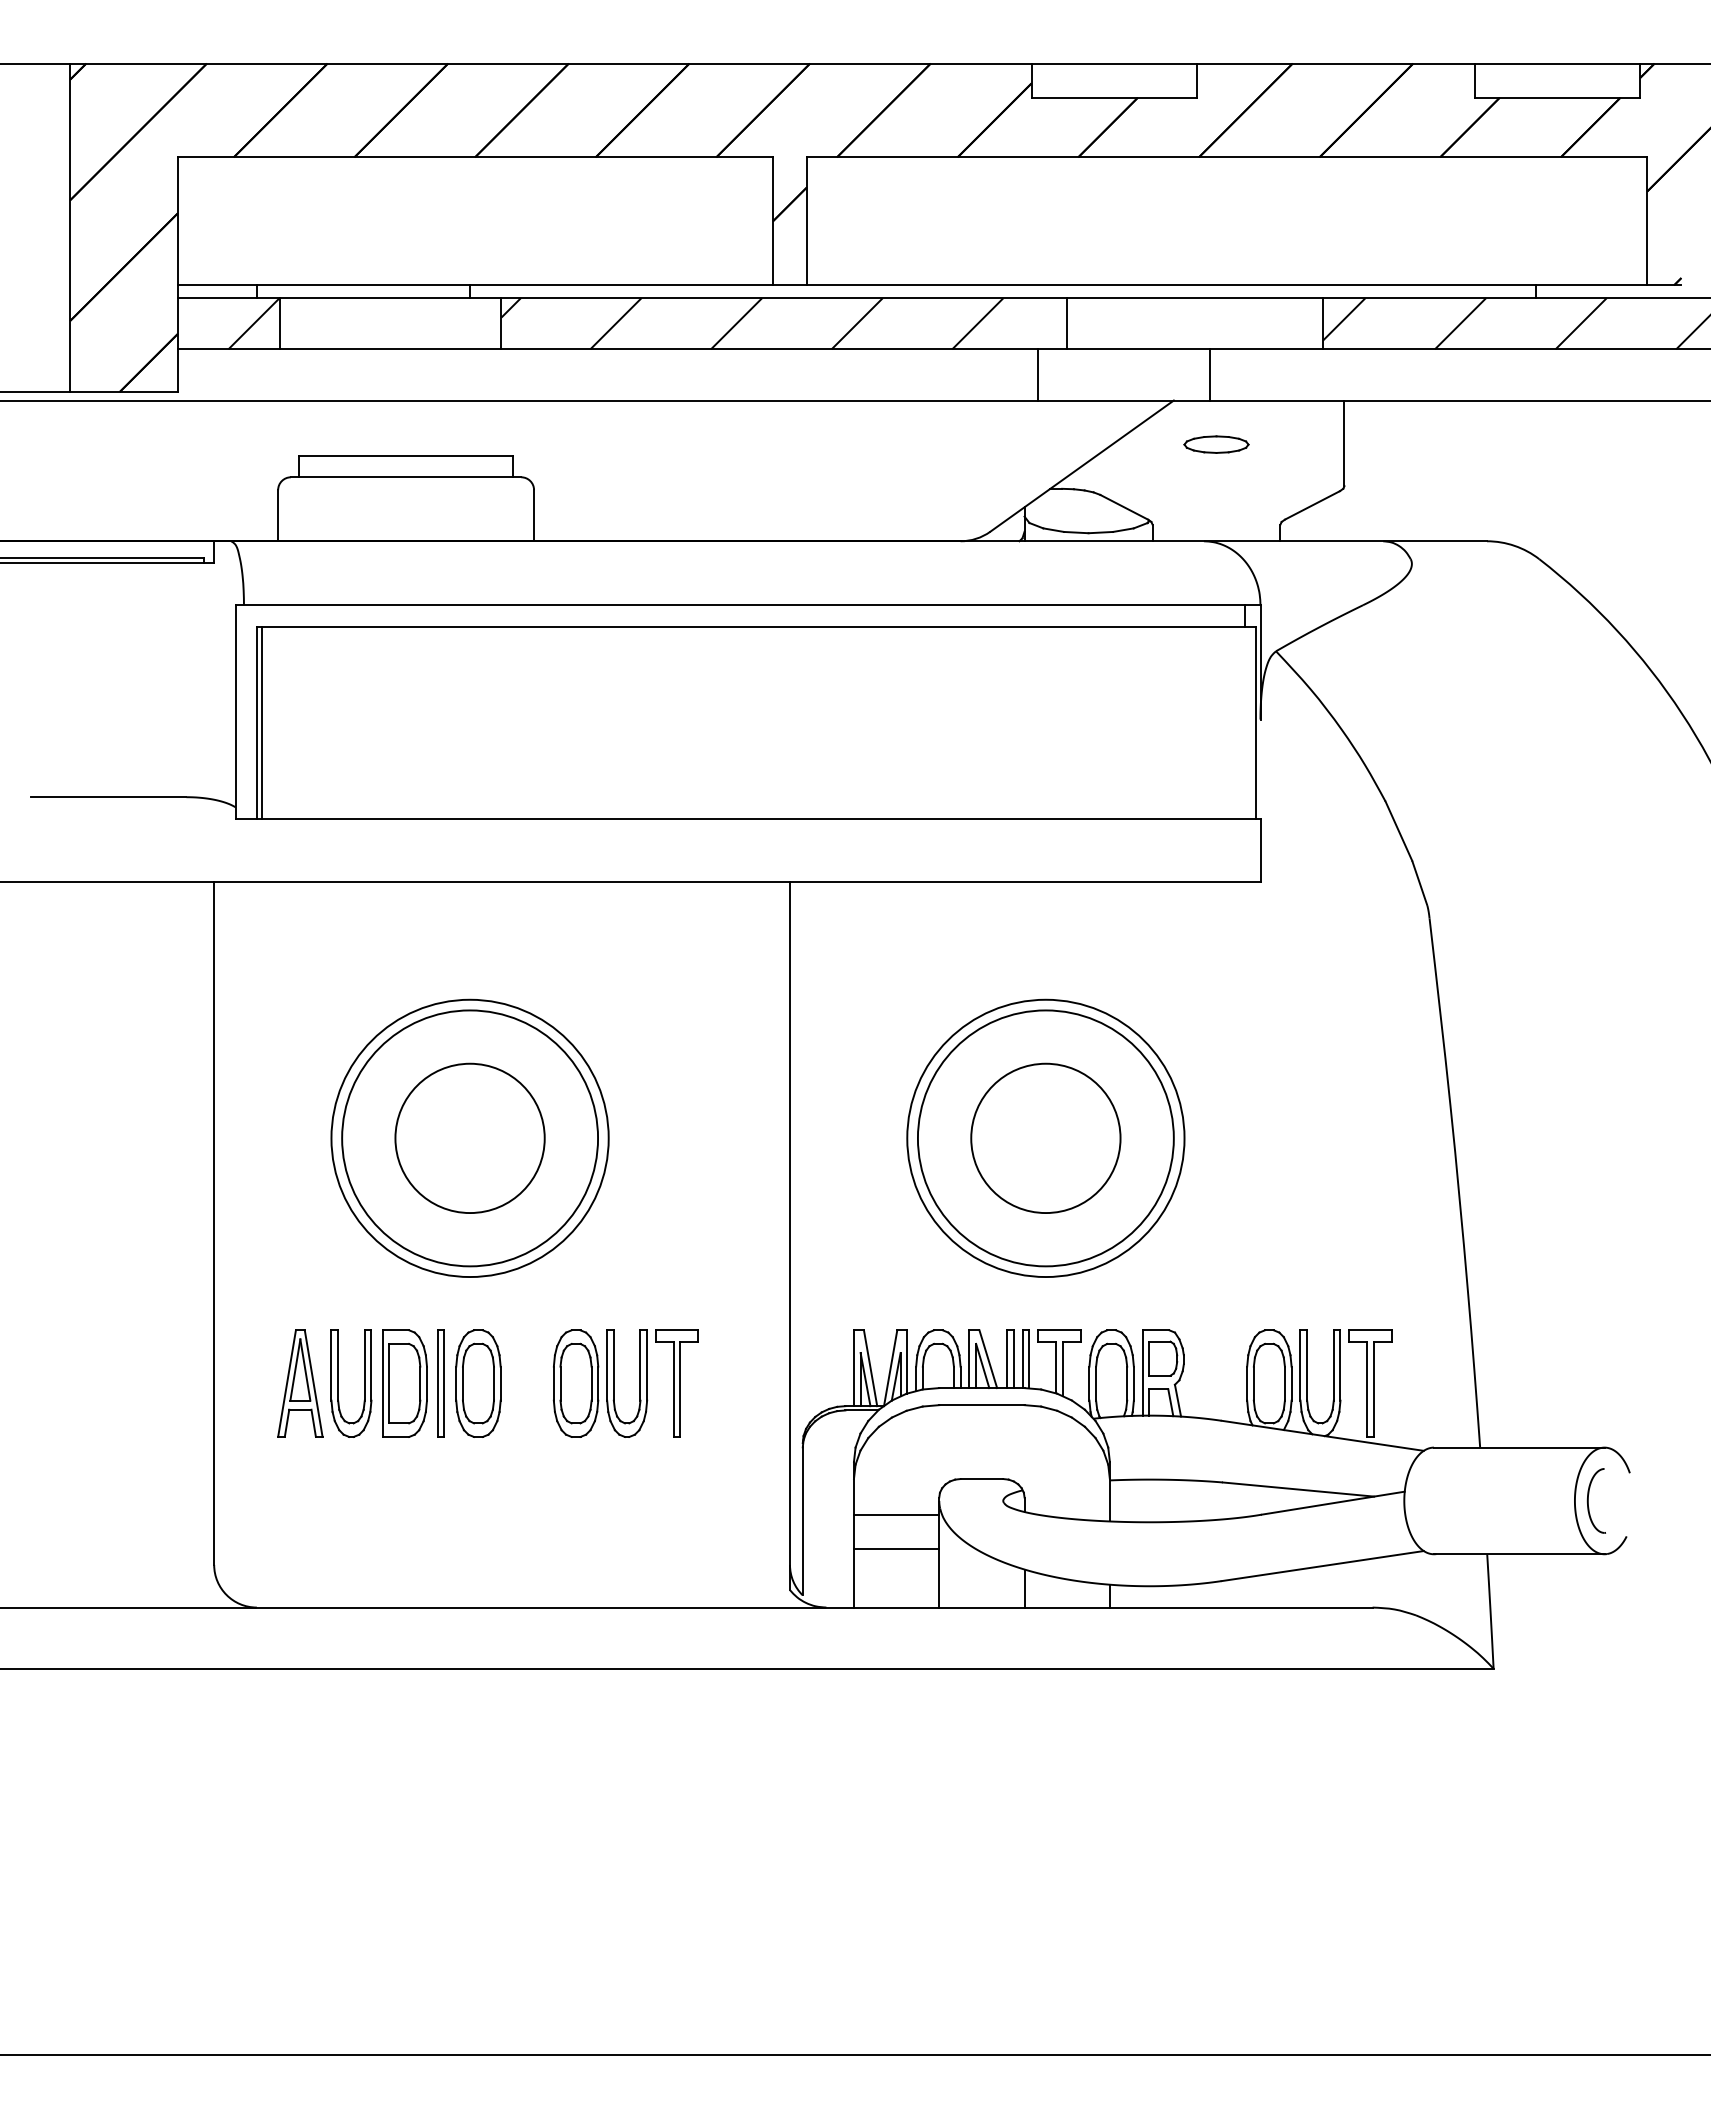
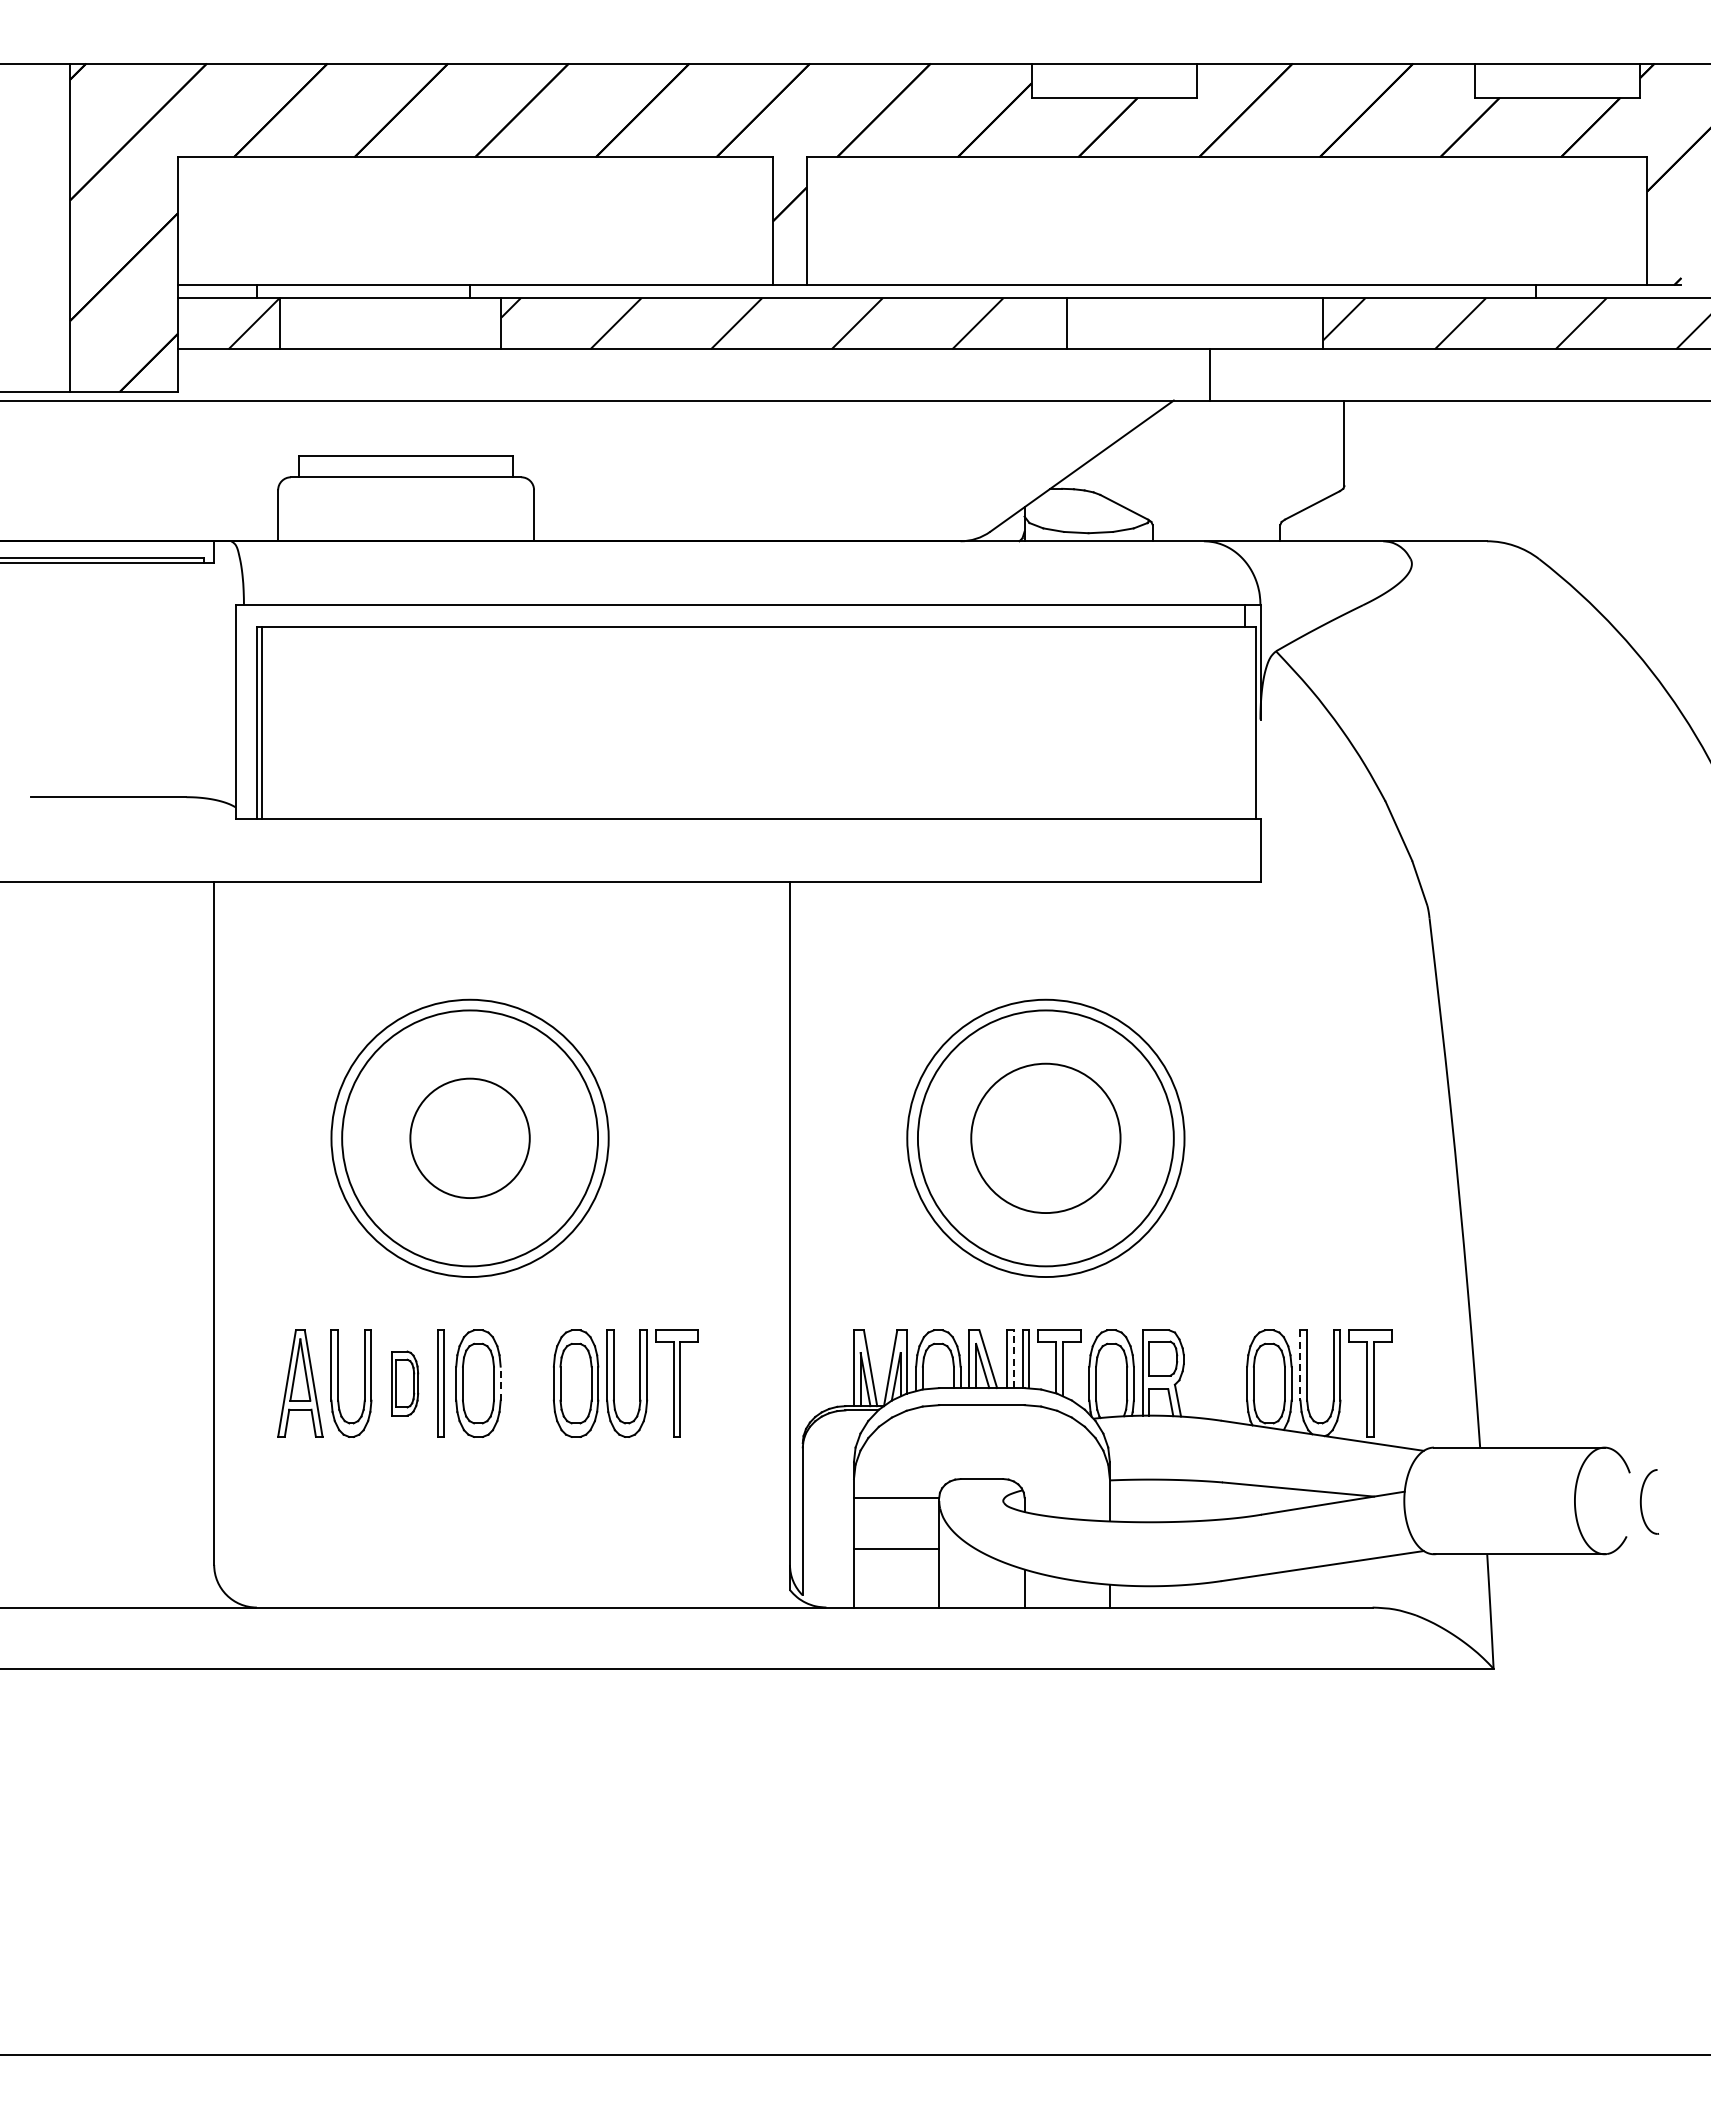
line: present -> none (1037, 374)
part: present -> none (1216, 444)
circle diameter: 149 px -> 119 px (469, 1138)
line: solid -> dashed (1013, 1359)
line: solid -> dashed (1300, 1366)
part size: 46x109 px -> 29x67 px (405, 1383)
line: solid -> dashed (500, 1383)
part position: (1588, 1500) -> (1641, 1501) (1641, 1501)
line position: (896, 1514) -> (896, 1497) (896, 1497)
